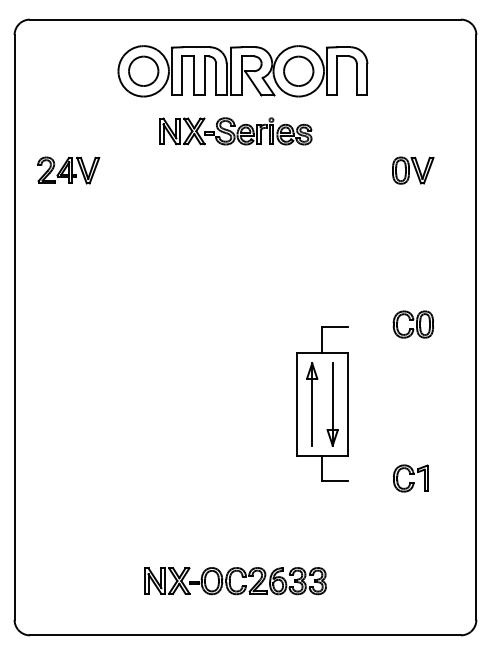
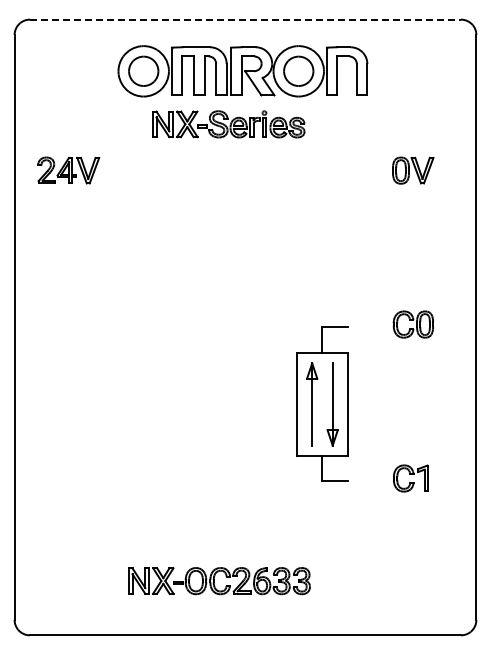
line: solid -> dashed (245, 19)
part position: (235, 131) -> (228, 124) (228, 124)
part position: (235, 581) -> (219, 581) (219, 581)
